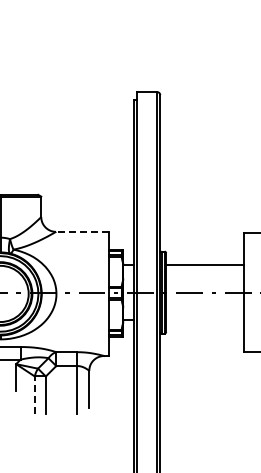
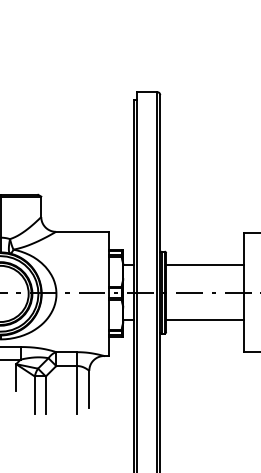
line: dashed -> solid (81, 231)
line: none -> present (205, 320)
line: dashed -> solid (34, 395)
